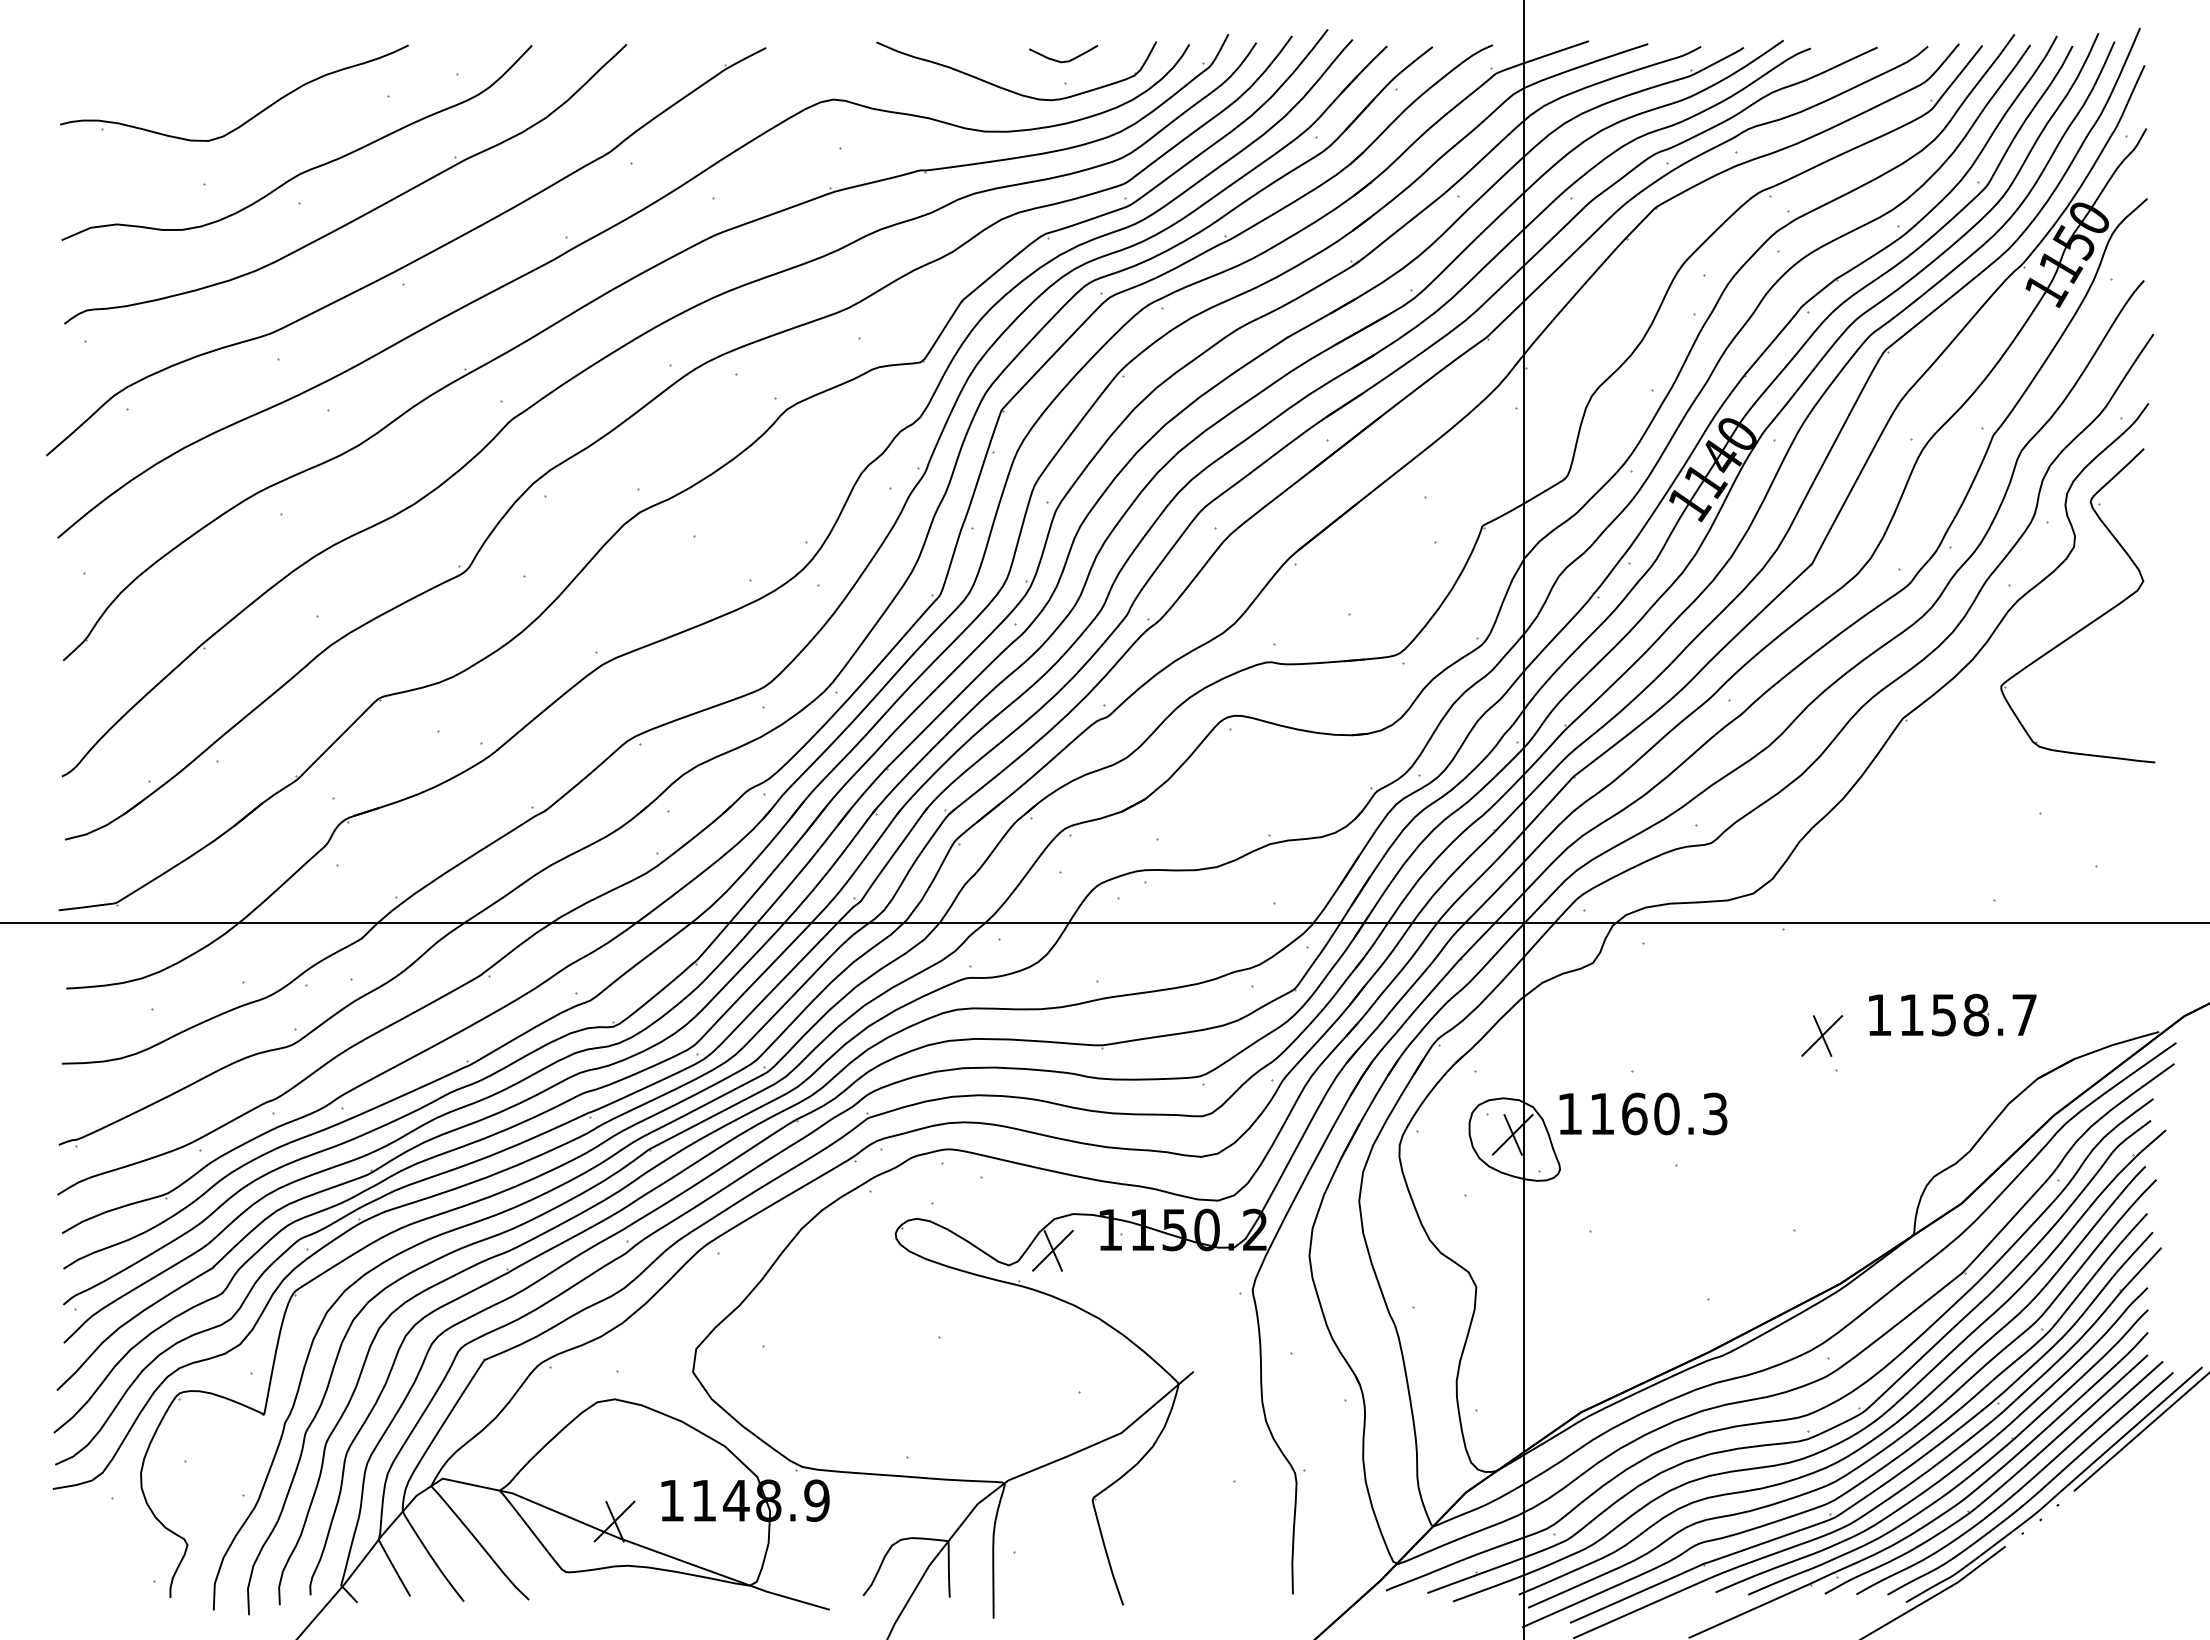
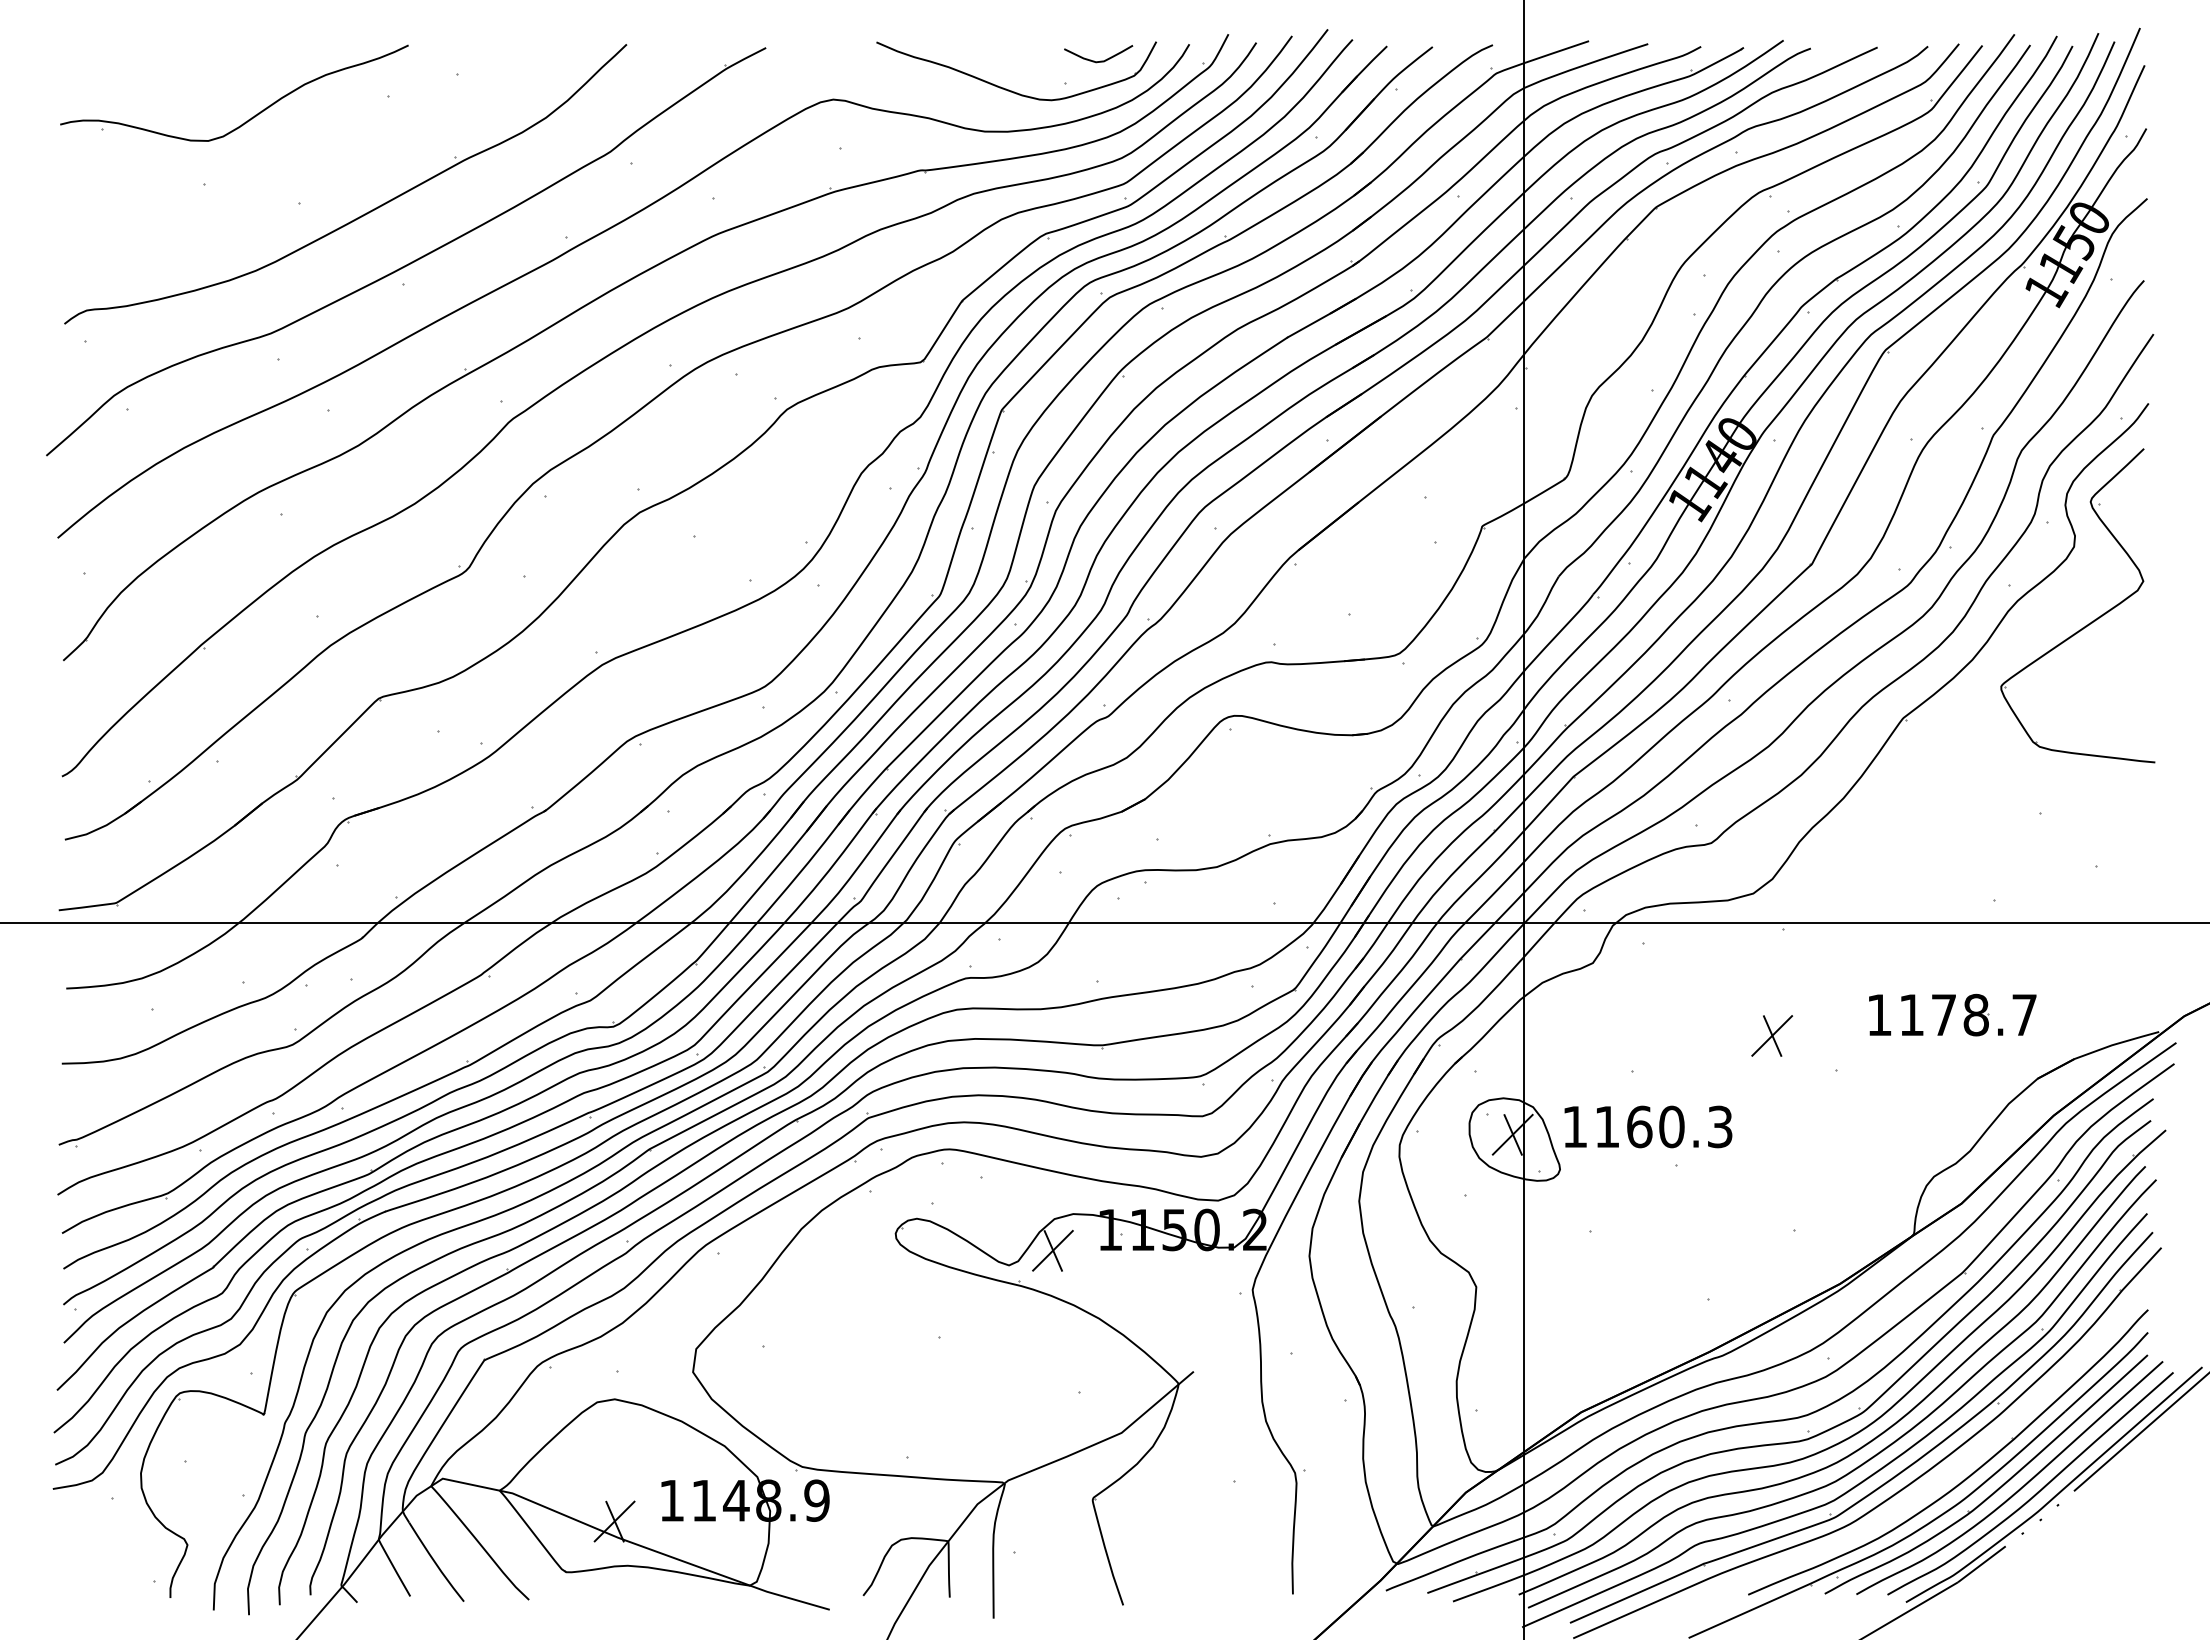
curve position: (1065, 60) -> (1100, 60) (1100, 60)
curve: present -> none (307, 169)
text: 1158.7 -> 1178.7 (1943, 1015)
part position: (1822, 1035) -> (1772, 1035) (1772, 1035)
text position: (1643, 1113) -> (1648, 1126) (1648, 1126)
curve: present -> none (1952, 1469)
